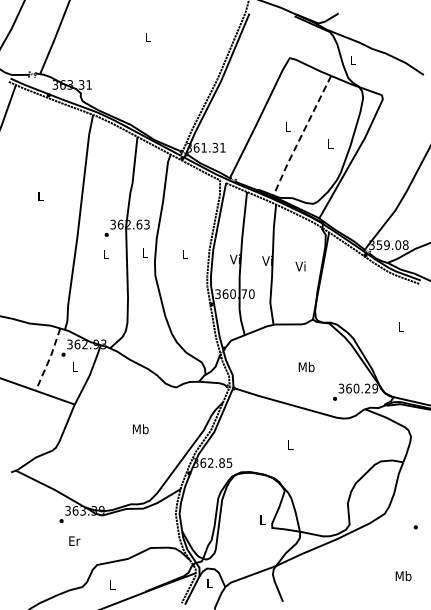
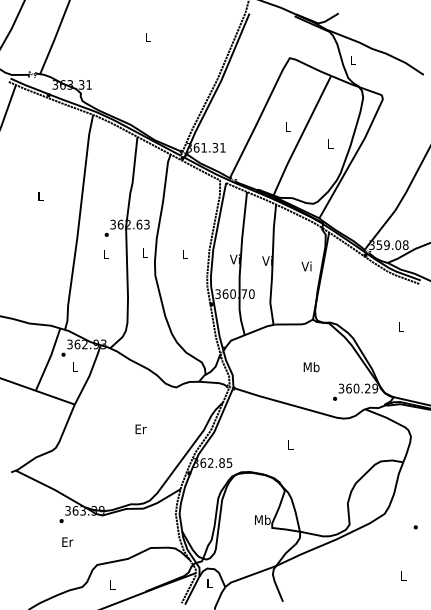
line: dashed -> solid (301, 136)
text position: (300, 266) -> (306, 266) (306, 266)
line: dashed -> solid (49, 359)
text position: (306, 367) -> (311, 367) (311, 367)
text: Mb -> Er (140, 429)
text: L -> Mb (262, 519)
text position: (74, 540) -> (67, 541) (67, 541)
text: Mb -> L (403, 576)
